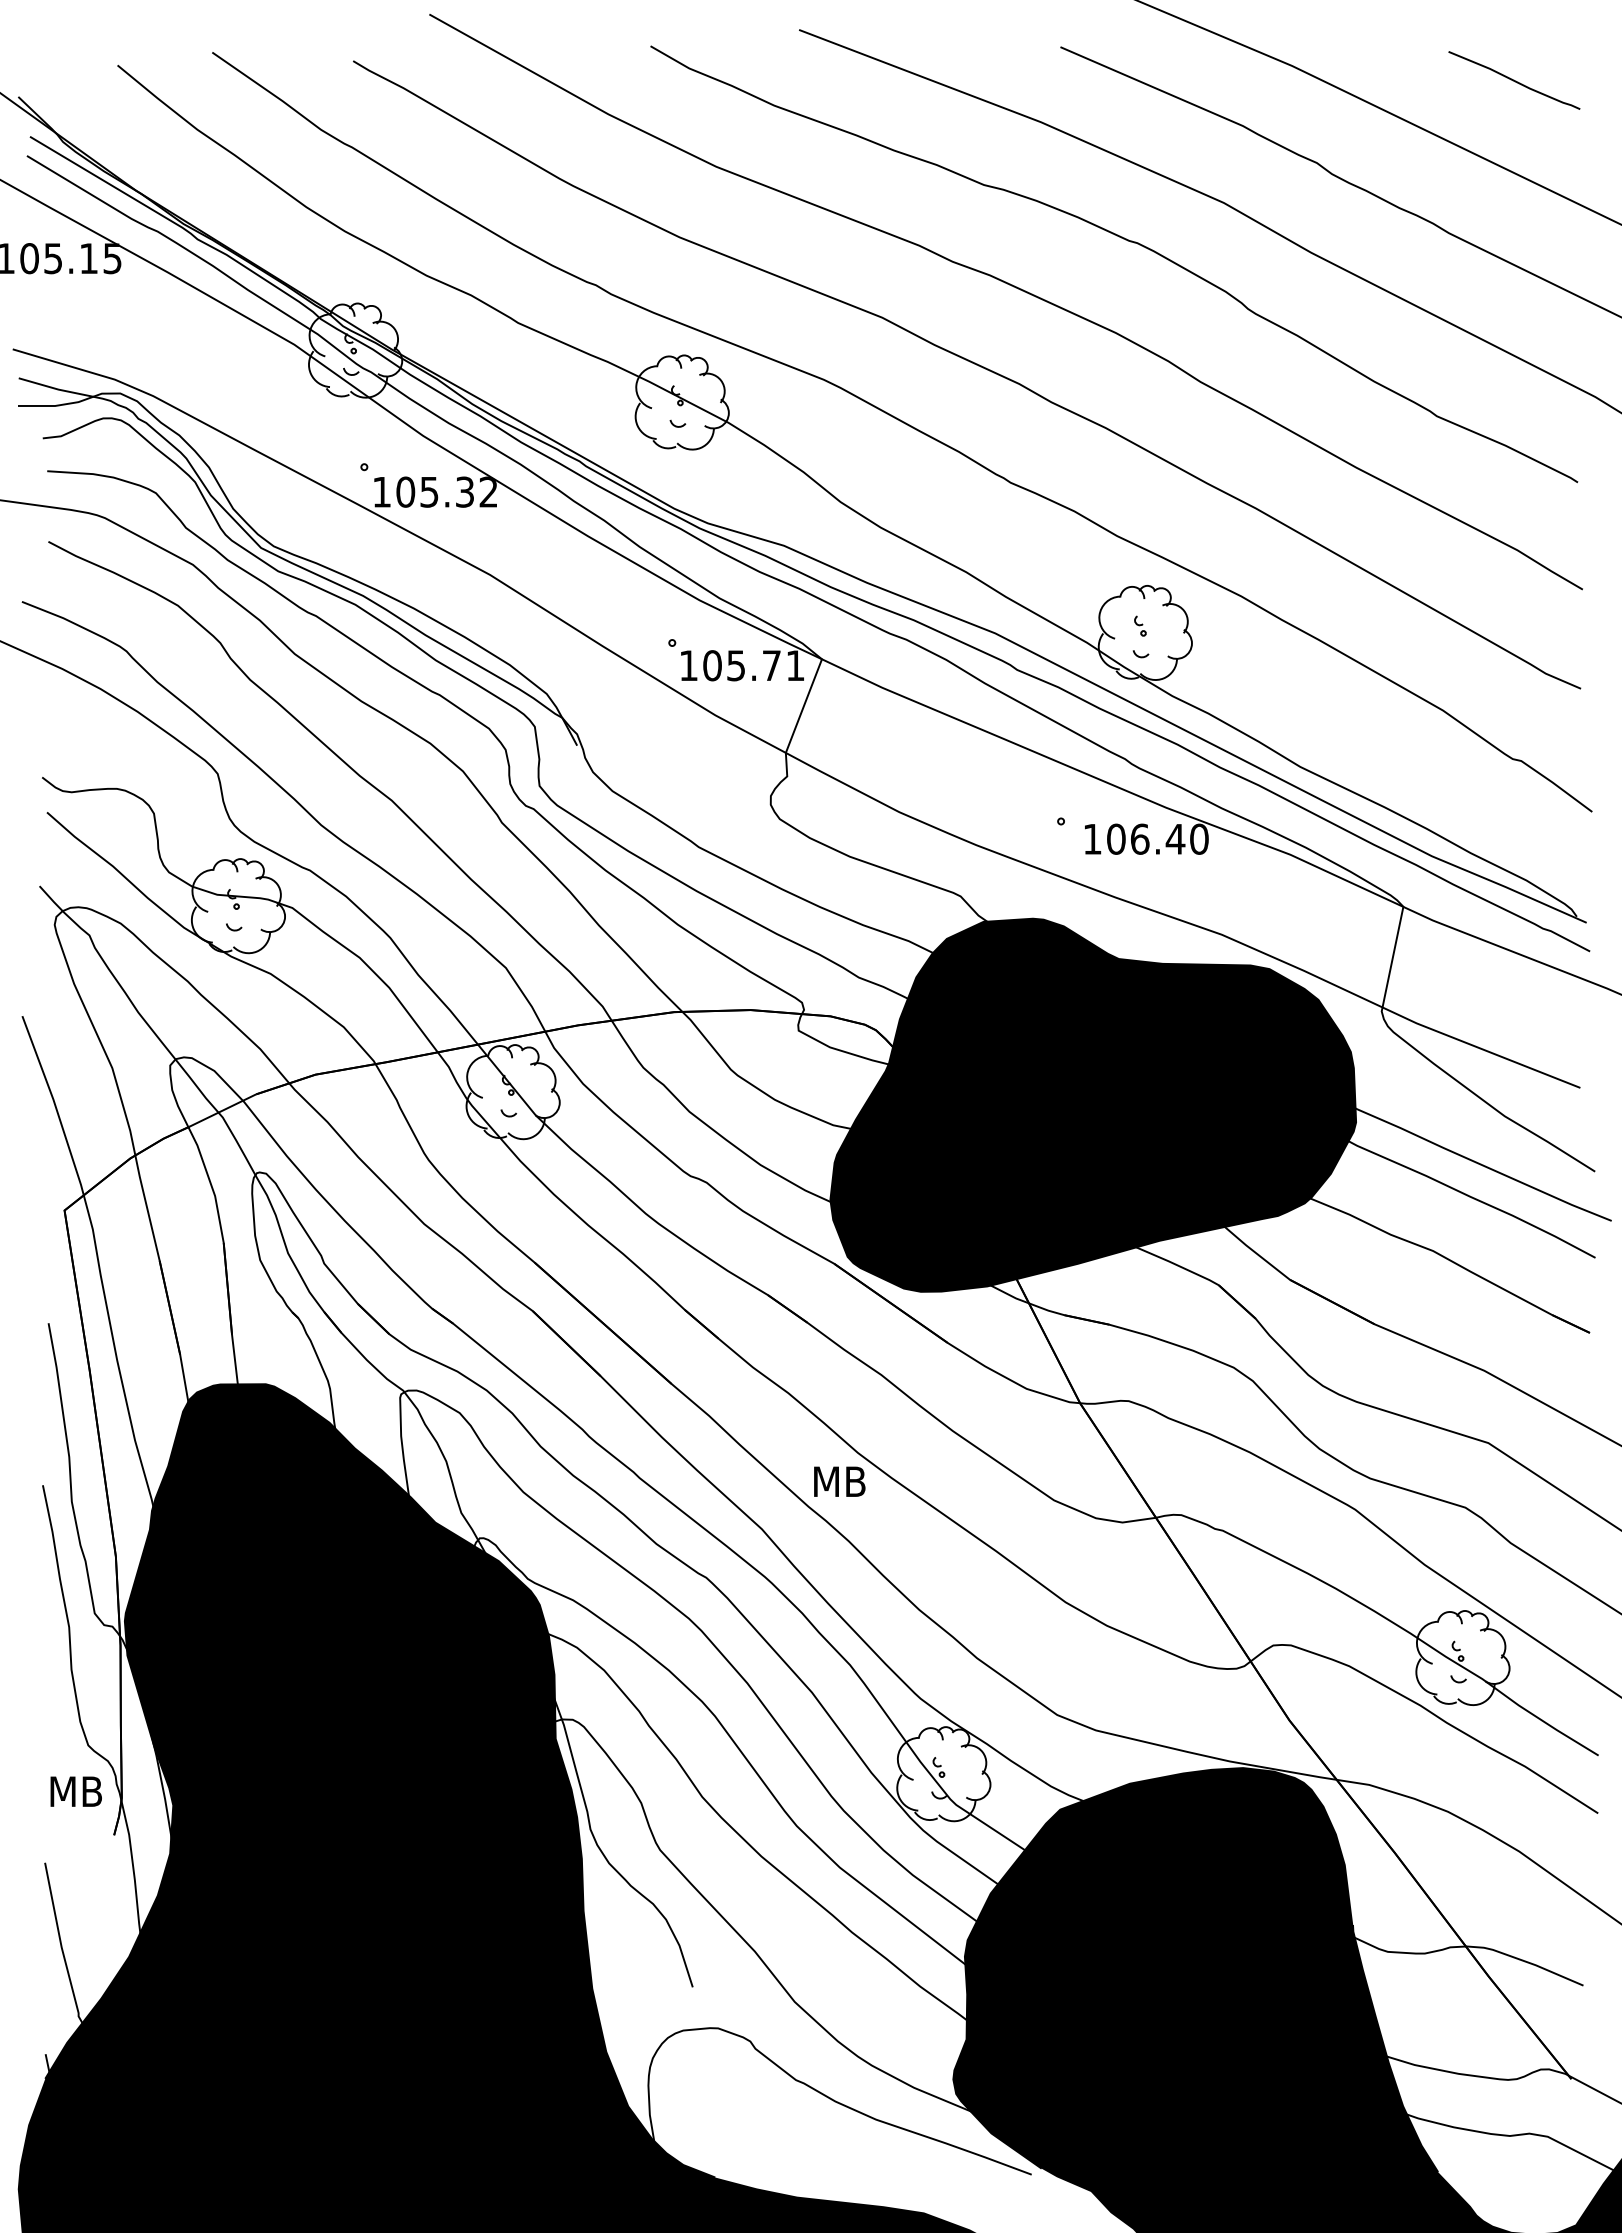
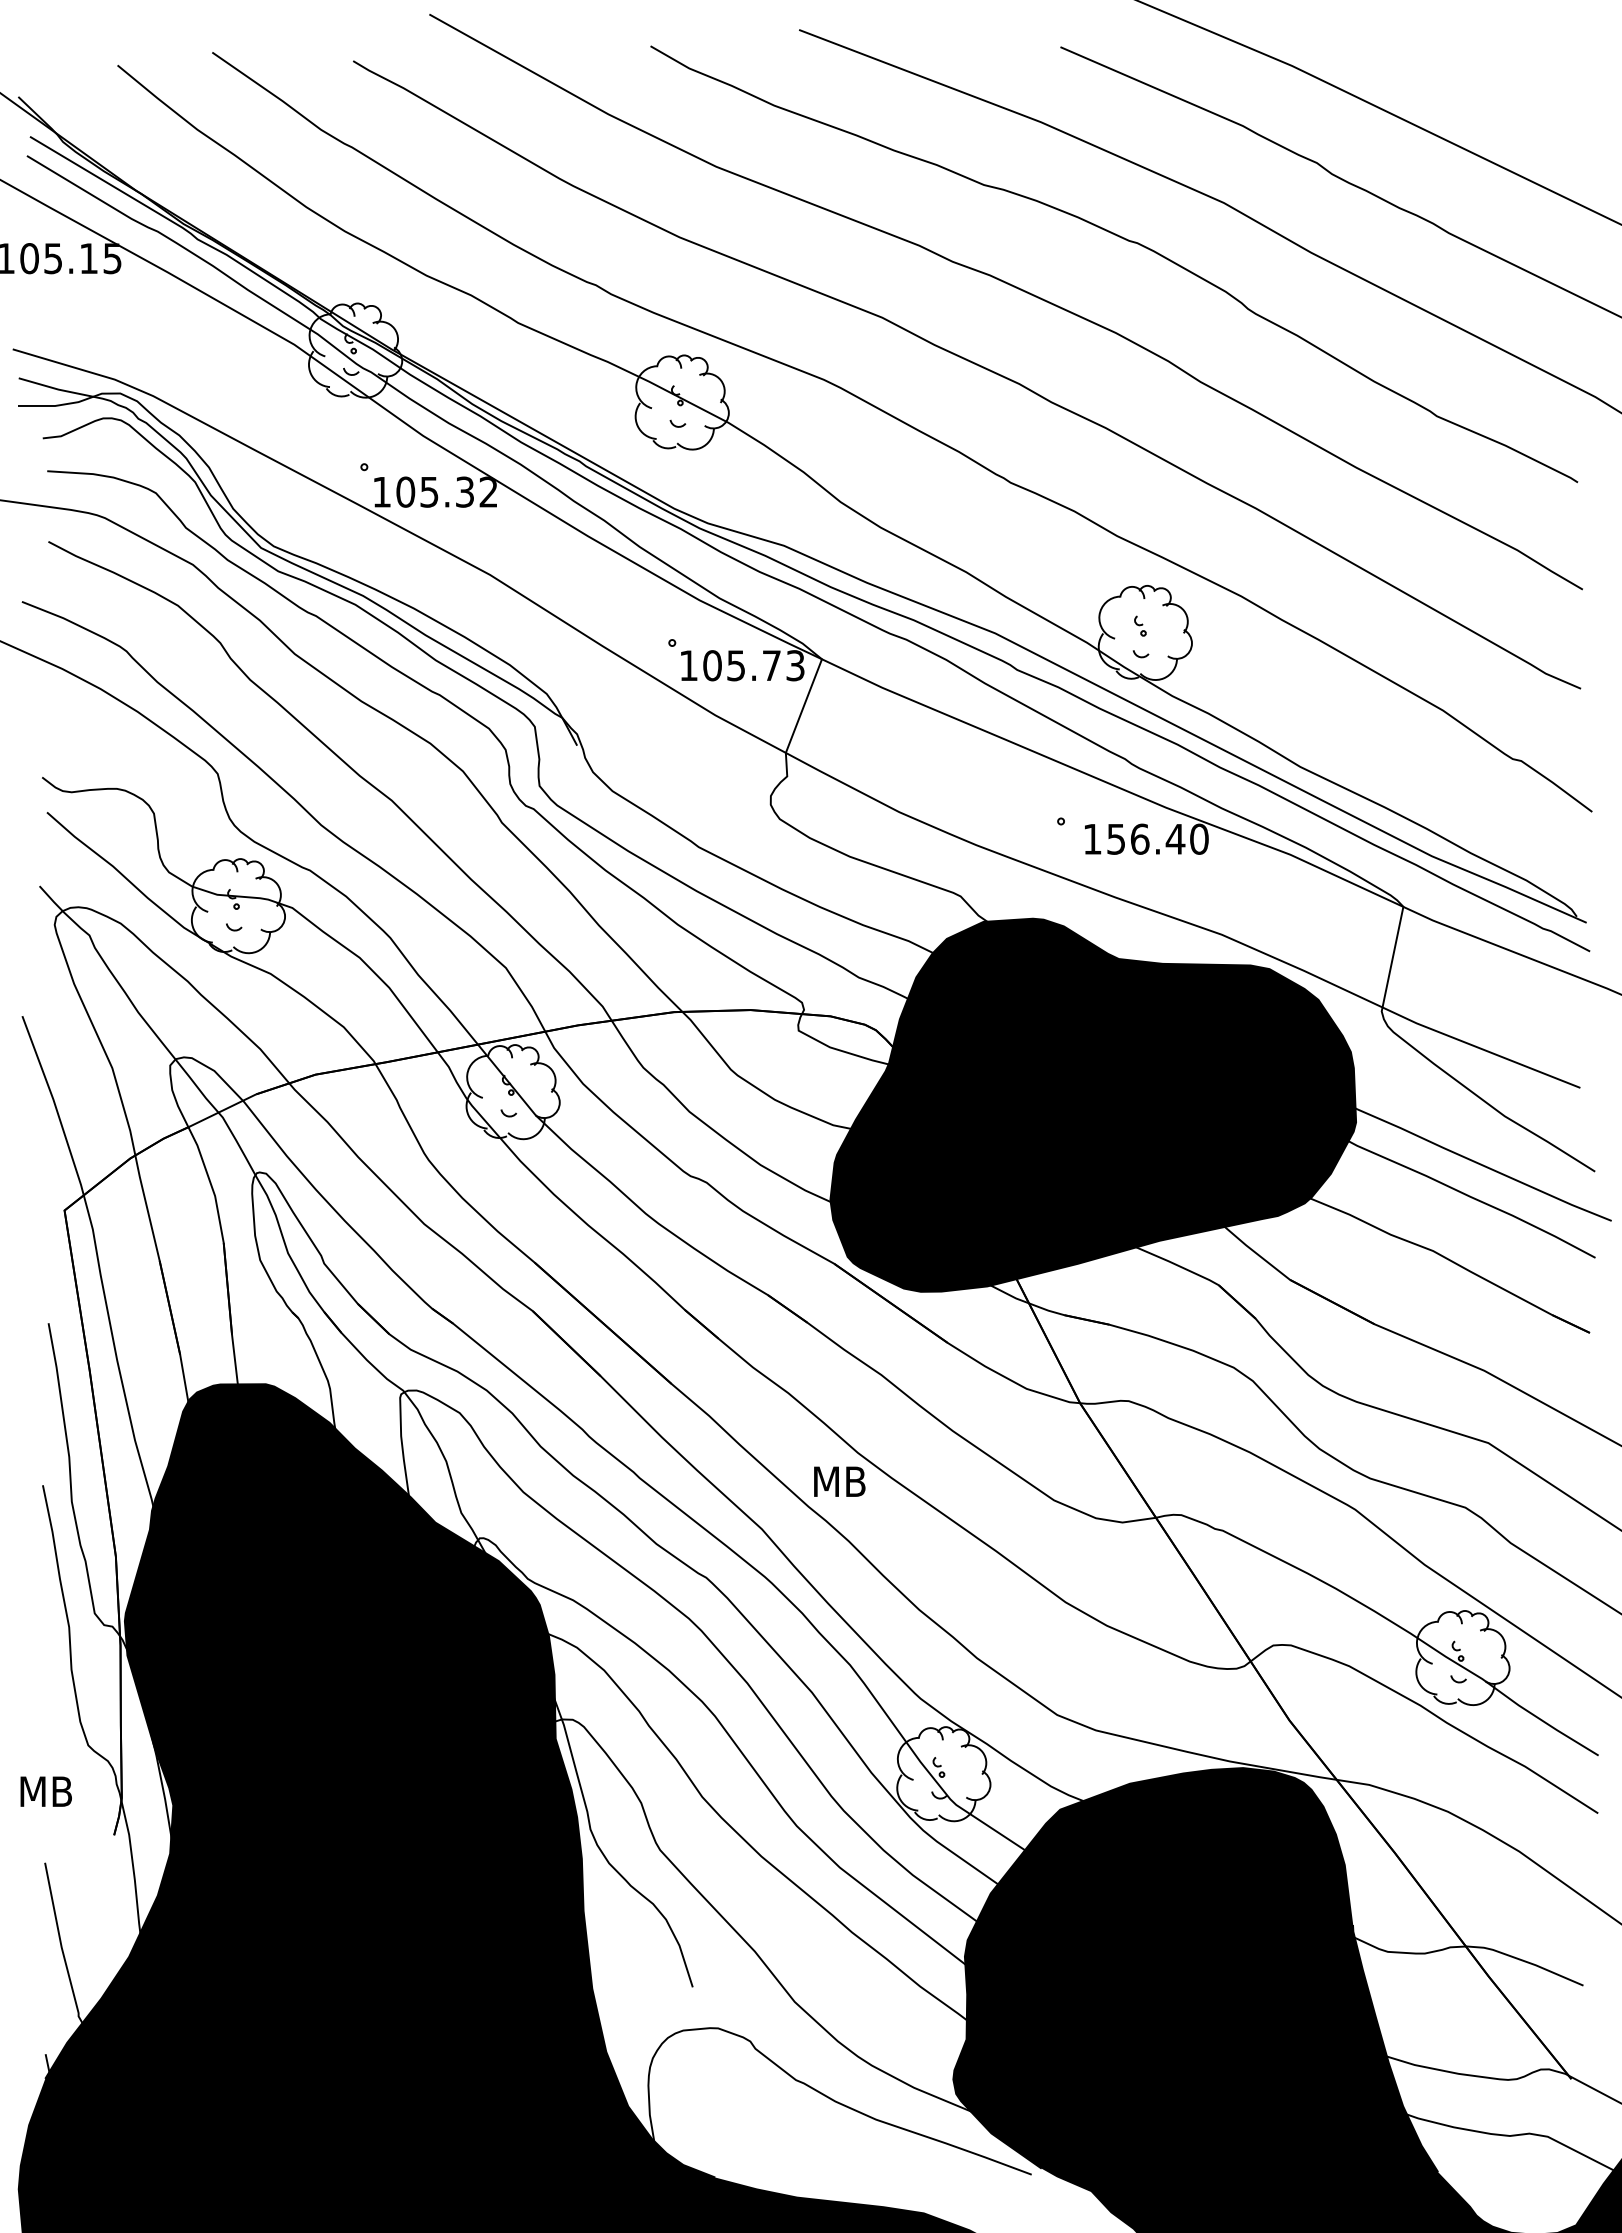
curve: present -> none (1514, 80)
text: 105.71 -> 105.73 (795, 665)
text: 106.40 -> 156.40 (1116, 838)
text position: (75, 1791) -> (45, 1791) (45, 1791)
